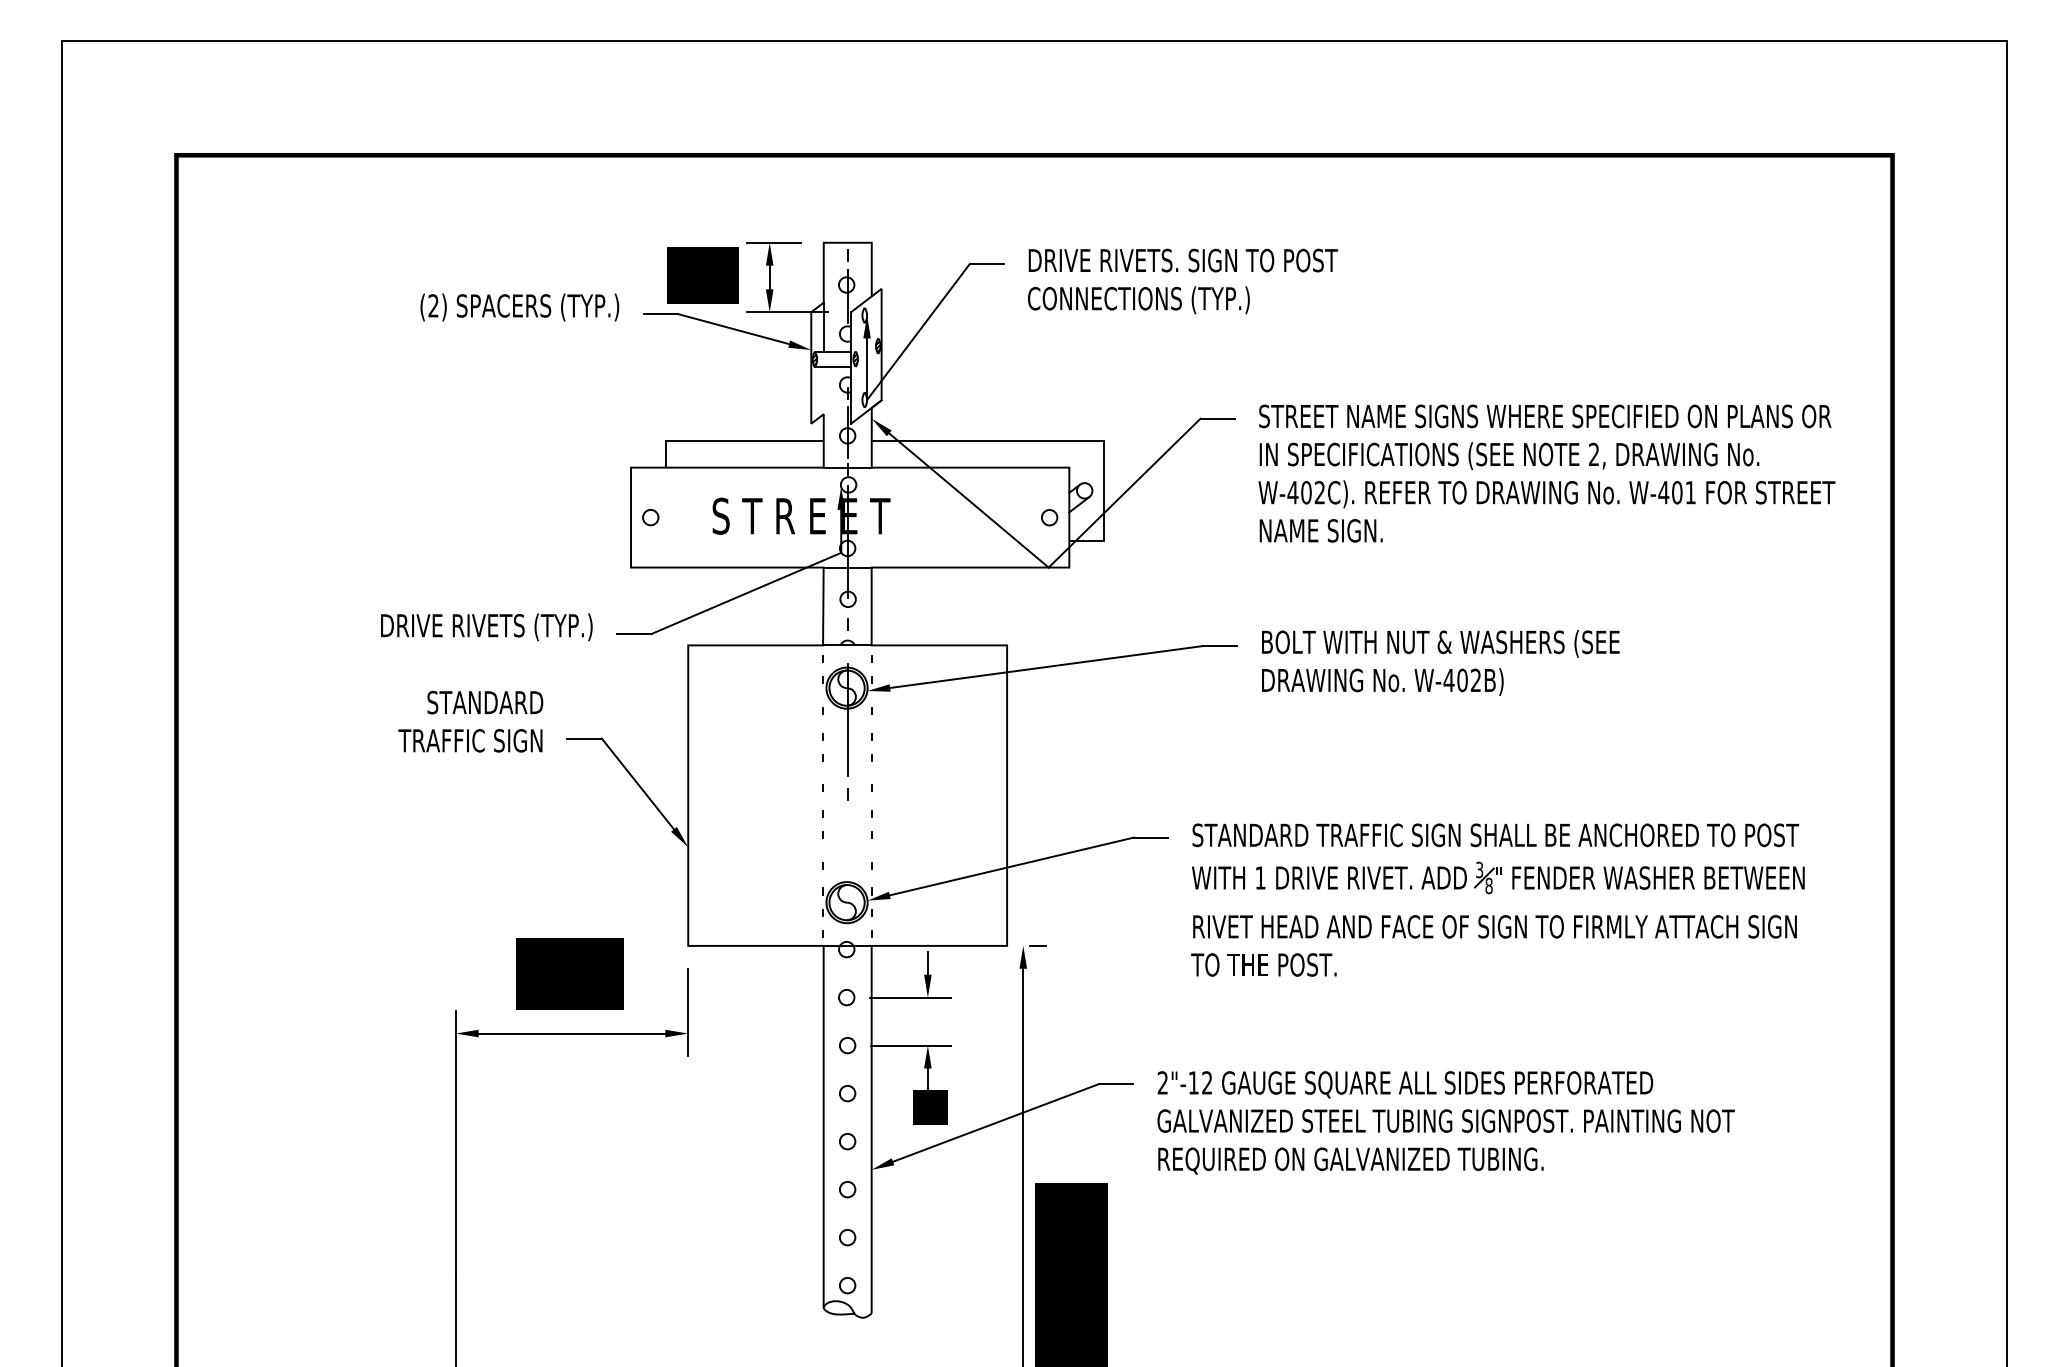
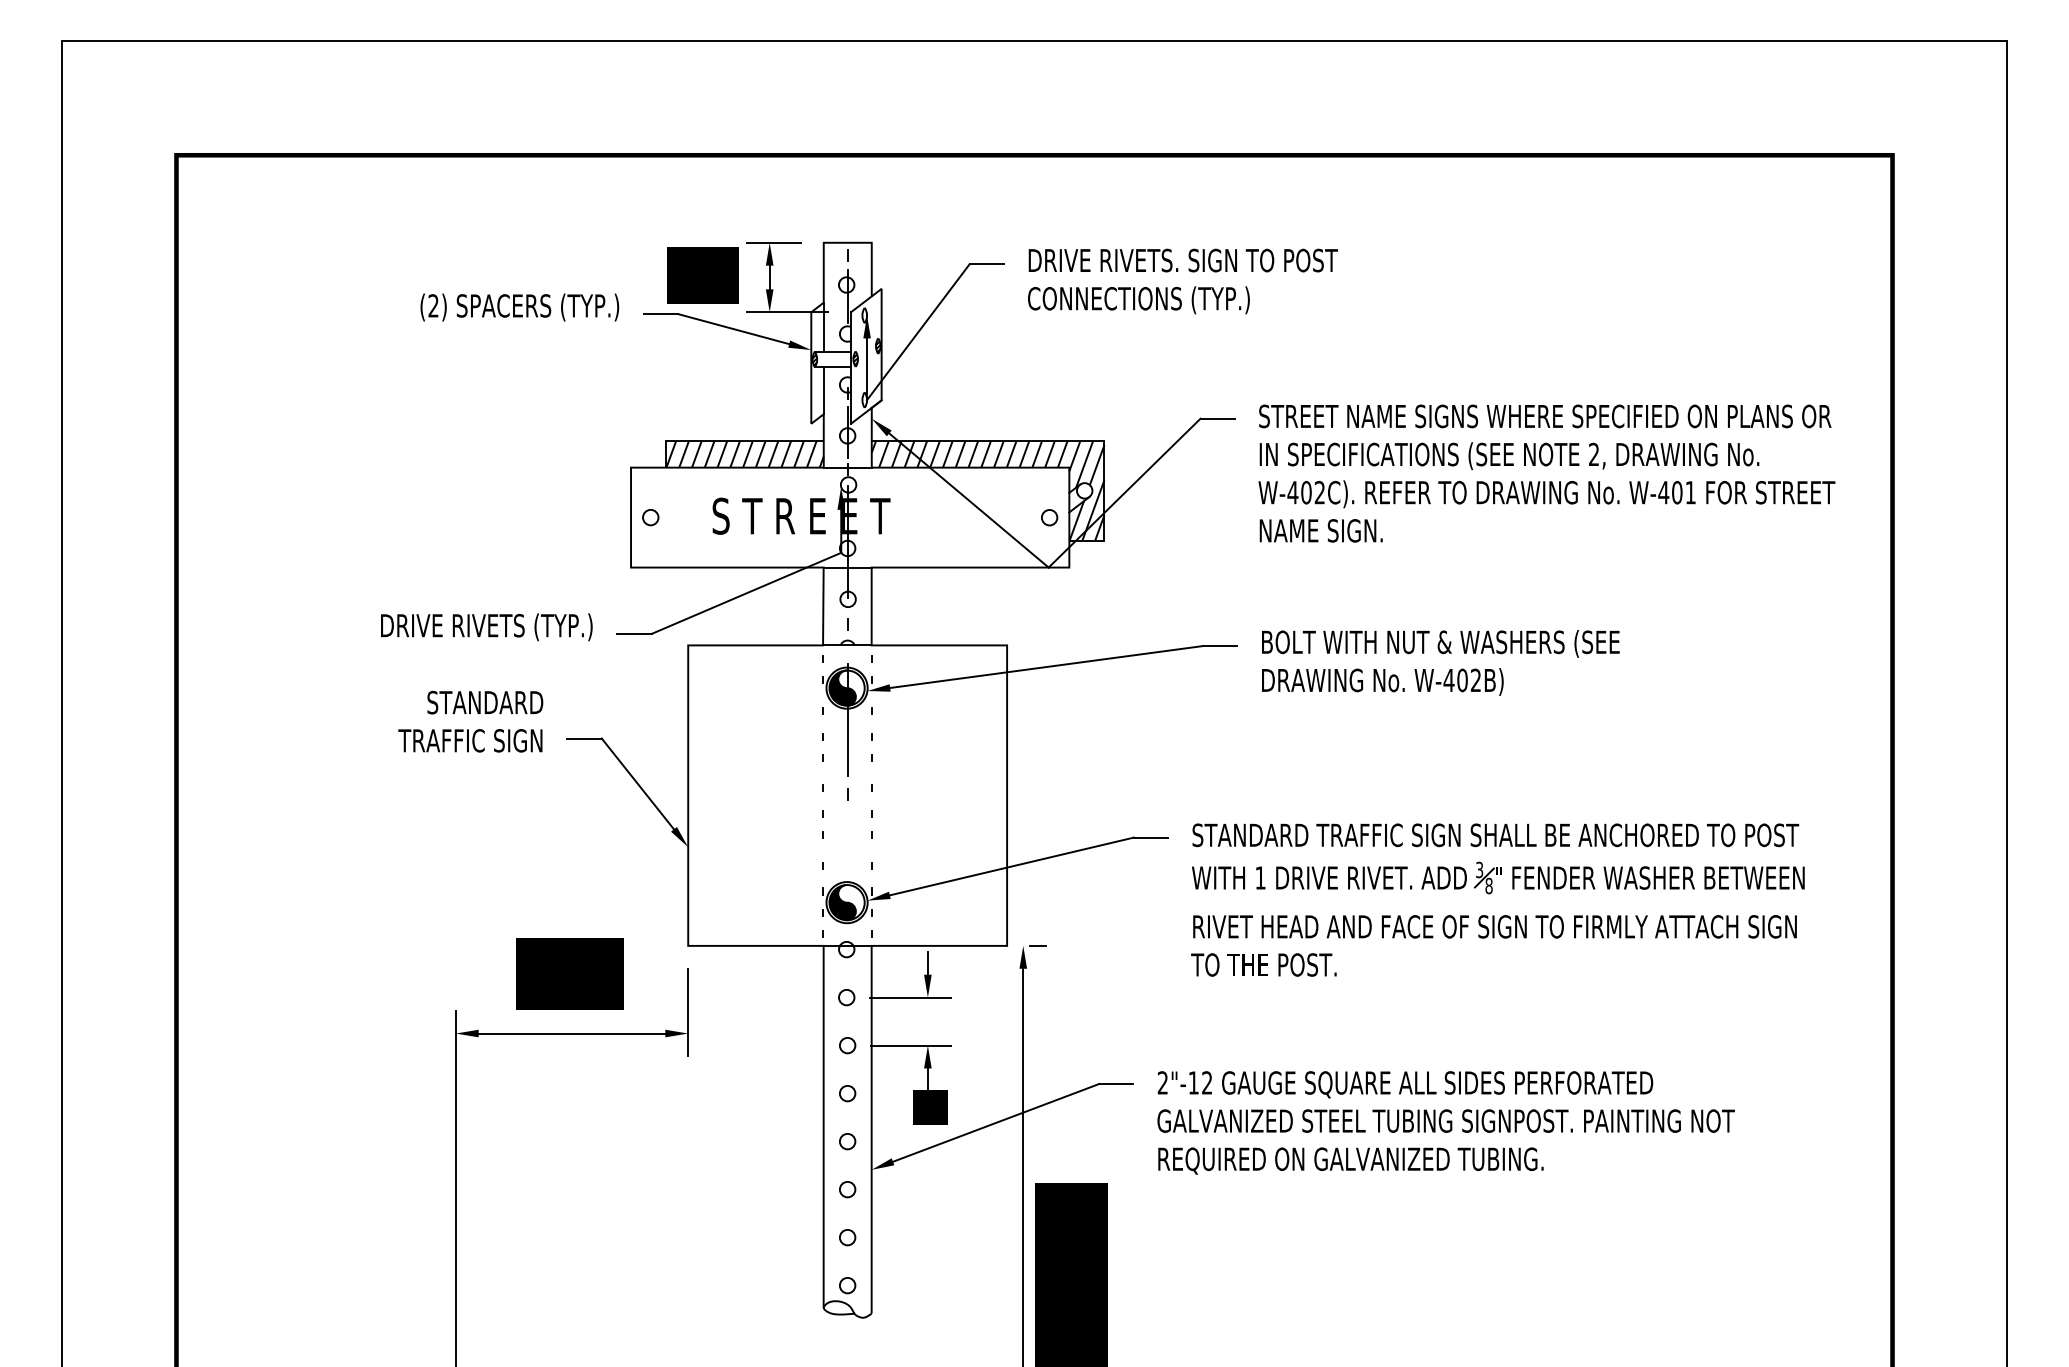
line: none -> present (823, 390)
hatch: none -> present (744, 453)
hatch: none -> present (987, 490)
fill: none -> present (842, 687)
fill: none -> present (842, 902)
